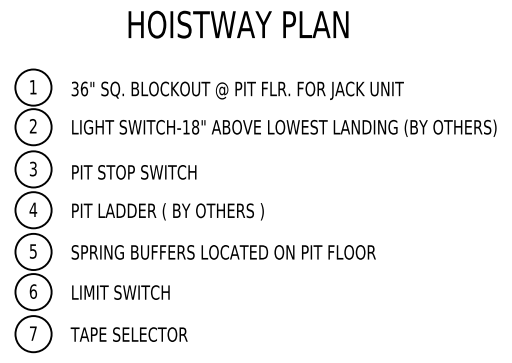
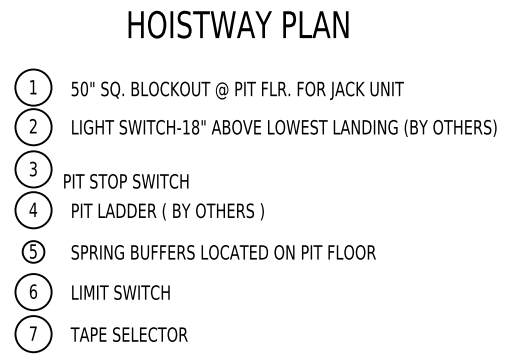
text: 36" -> 50" (80, 88)
text position: (134, 172) -> (126, 181) (126, 181)
circle diameter: 36 px -> 22 px (33, 251)
